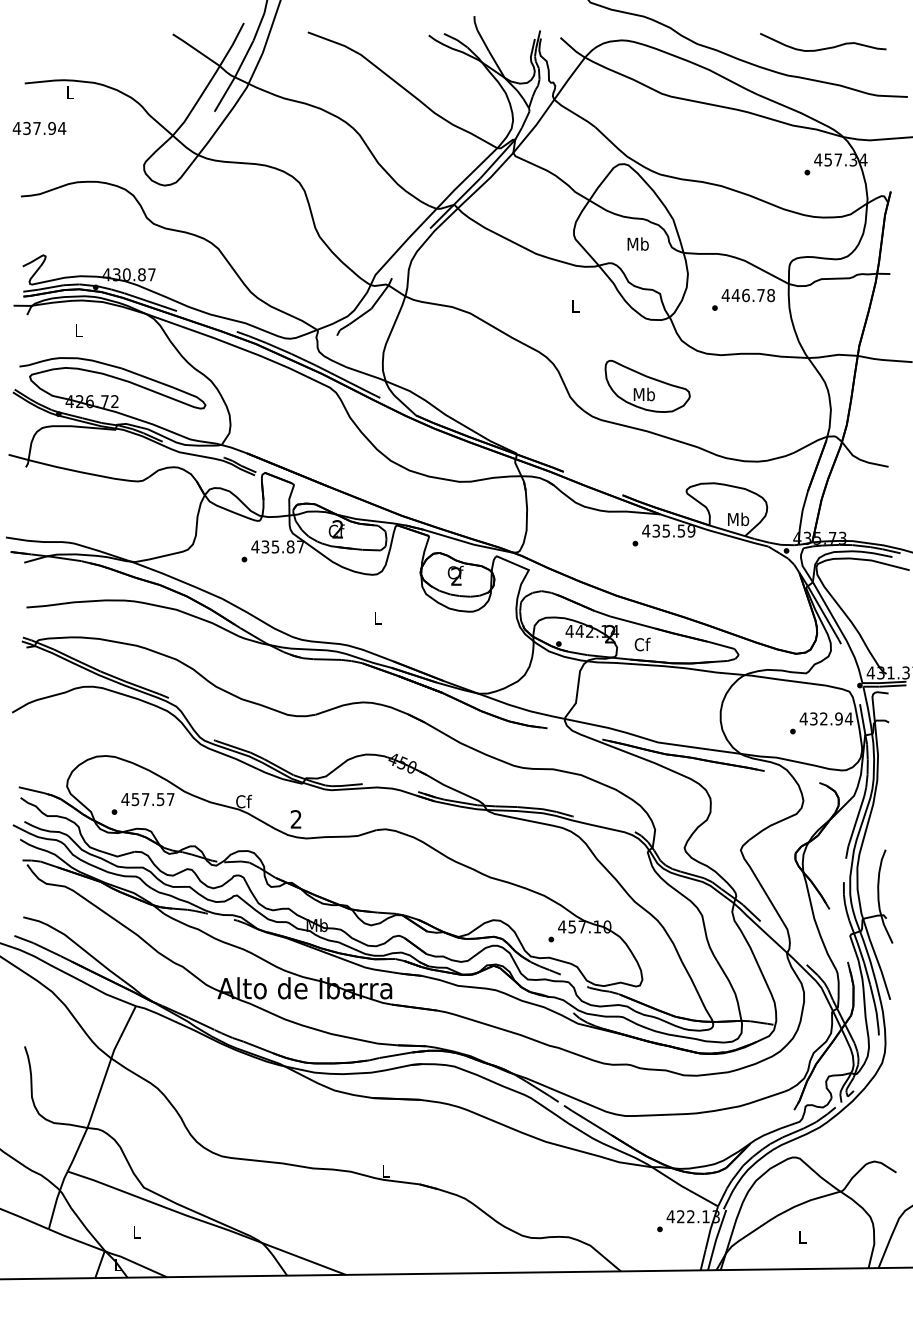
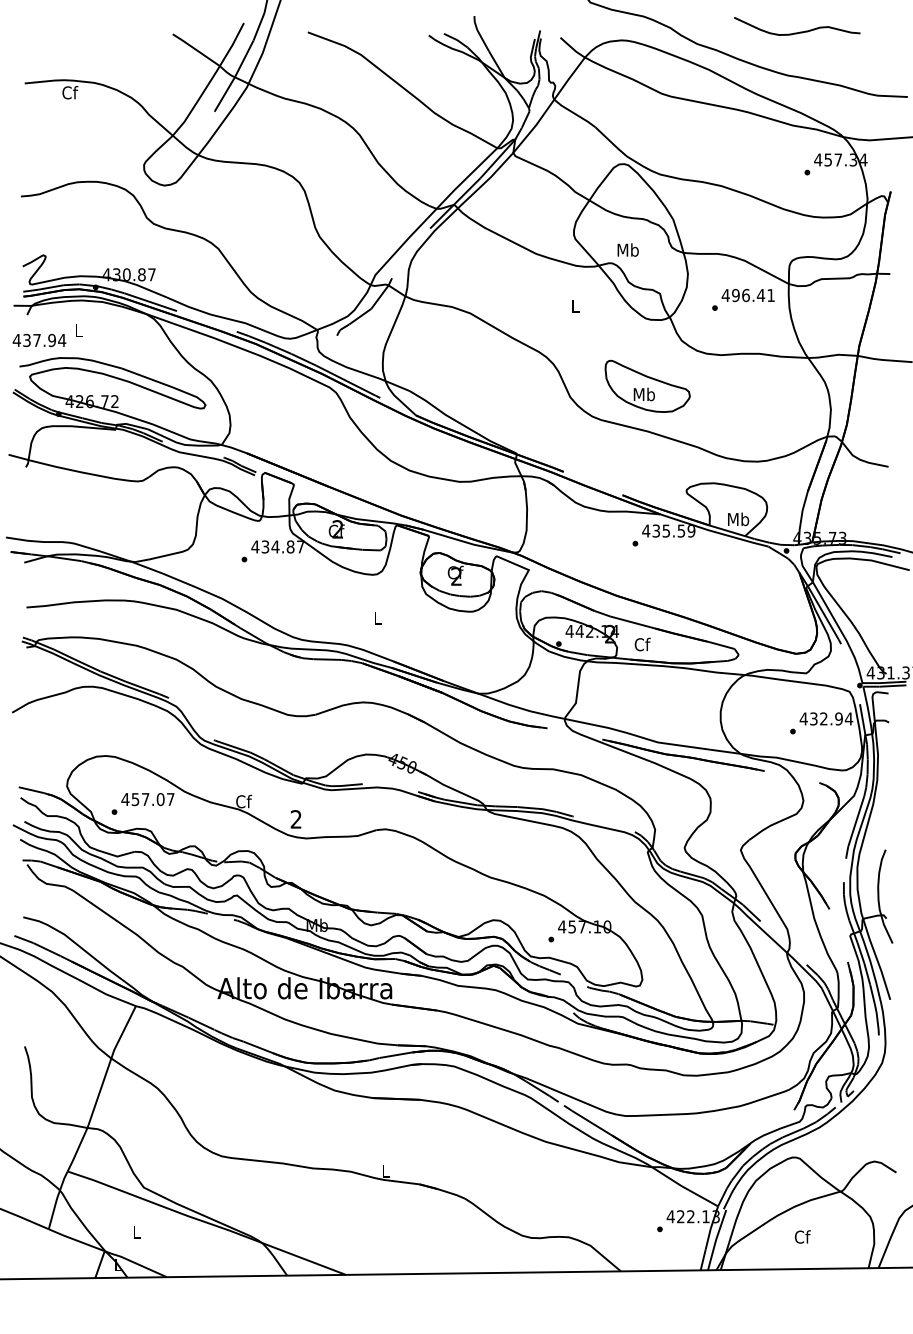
curve position: (825, 47) -> (799, 31) (799, 31)
text: L -> Cf (70, 92)
text position: (39, 128) -> (39, 340) (39, 340)
text position: (637, 243) -> (627, 249) (627, 249)
text: 446.78 -> 496.41 (752, 295)
text: 435.87 -> 434.87 (275, 546)
text: 457.57 -> 457.07 (160, 799)
text: L -> Cf (802, 1236)
